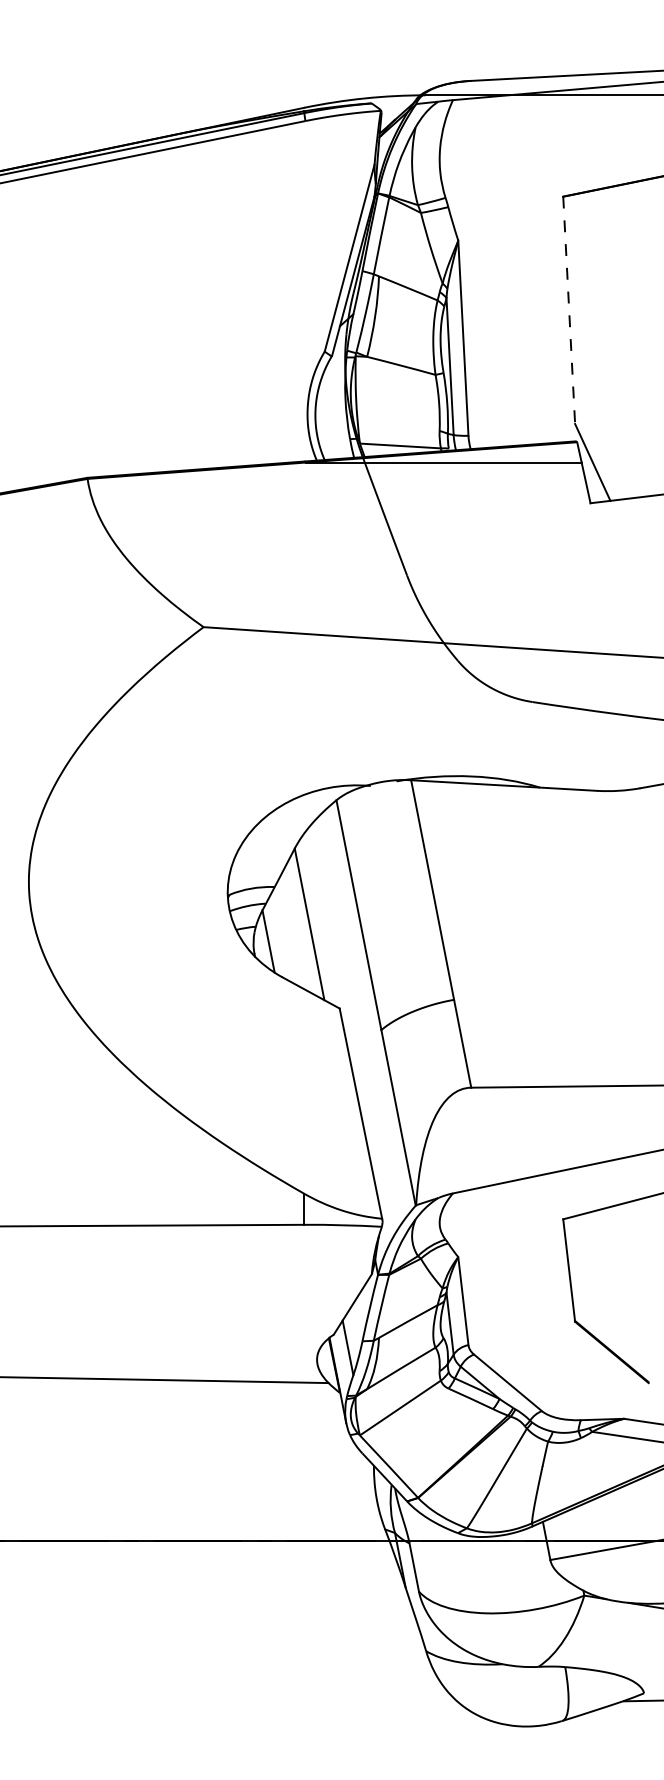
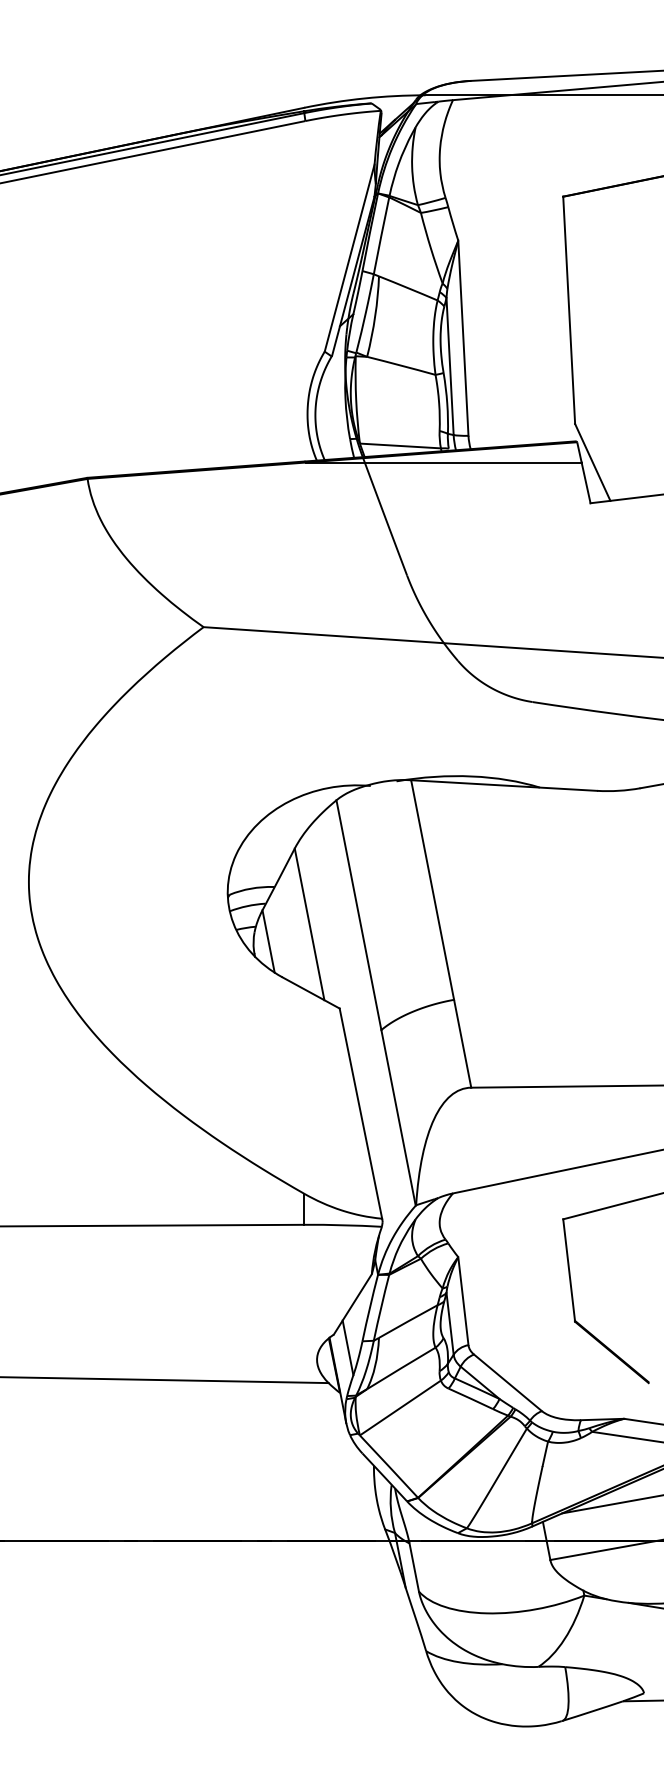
line: dashed -> solid (569, 310)
line: none -> present (611, 1504)
